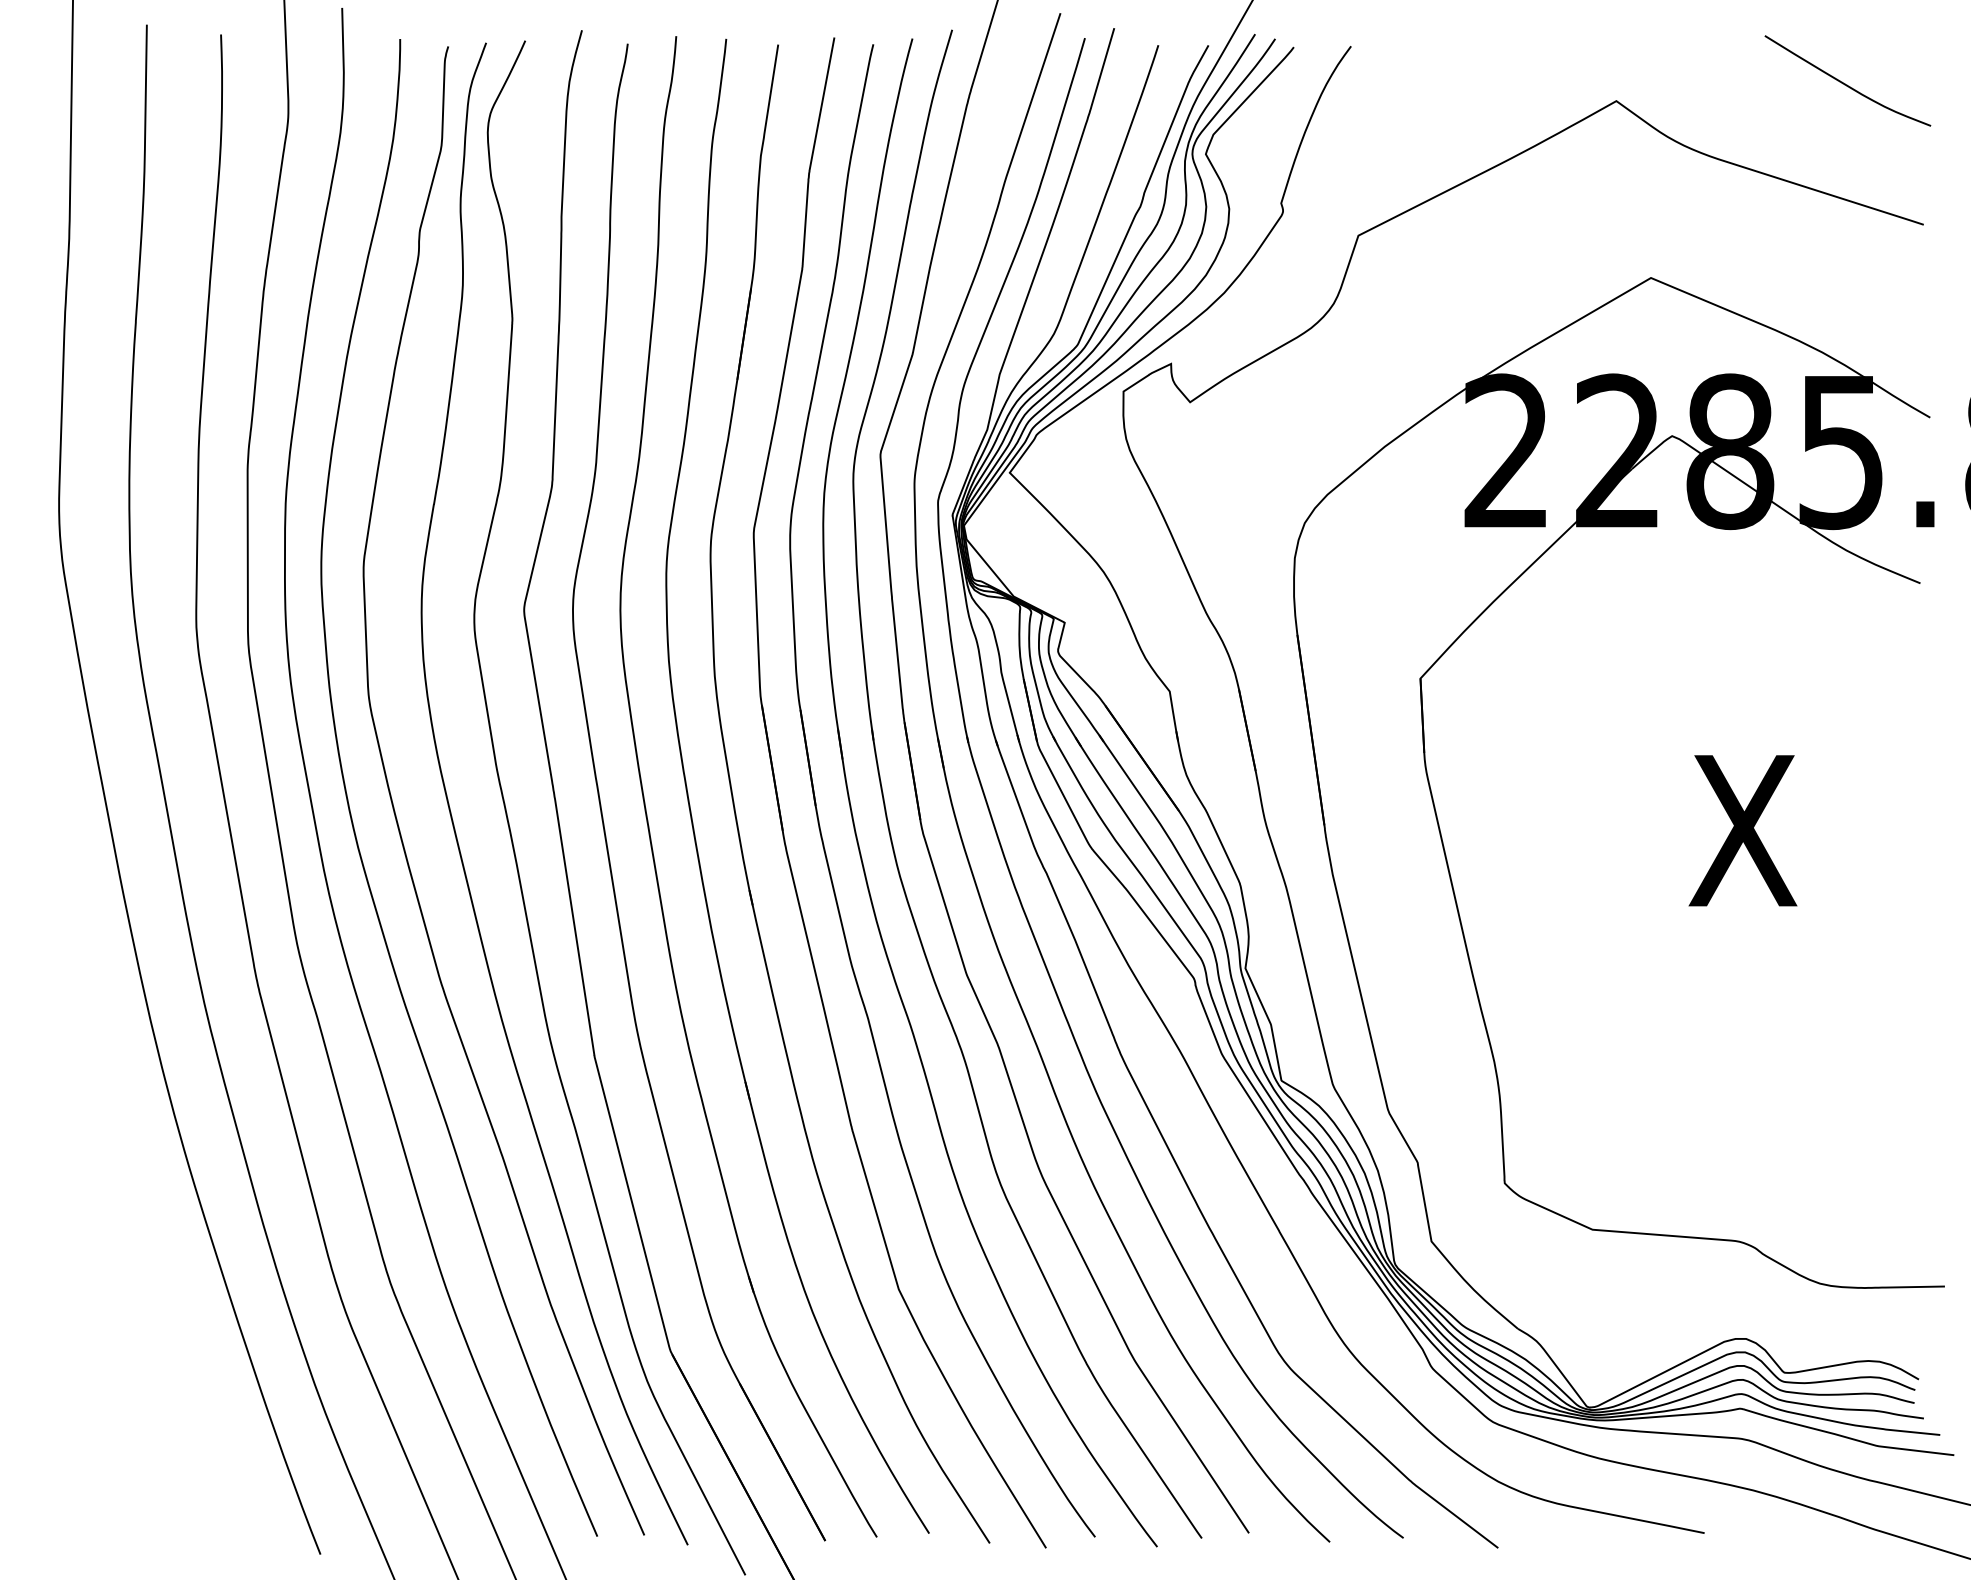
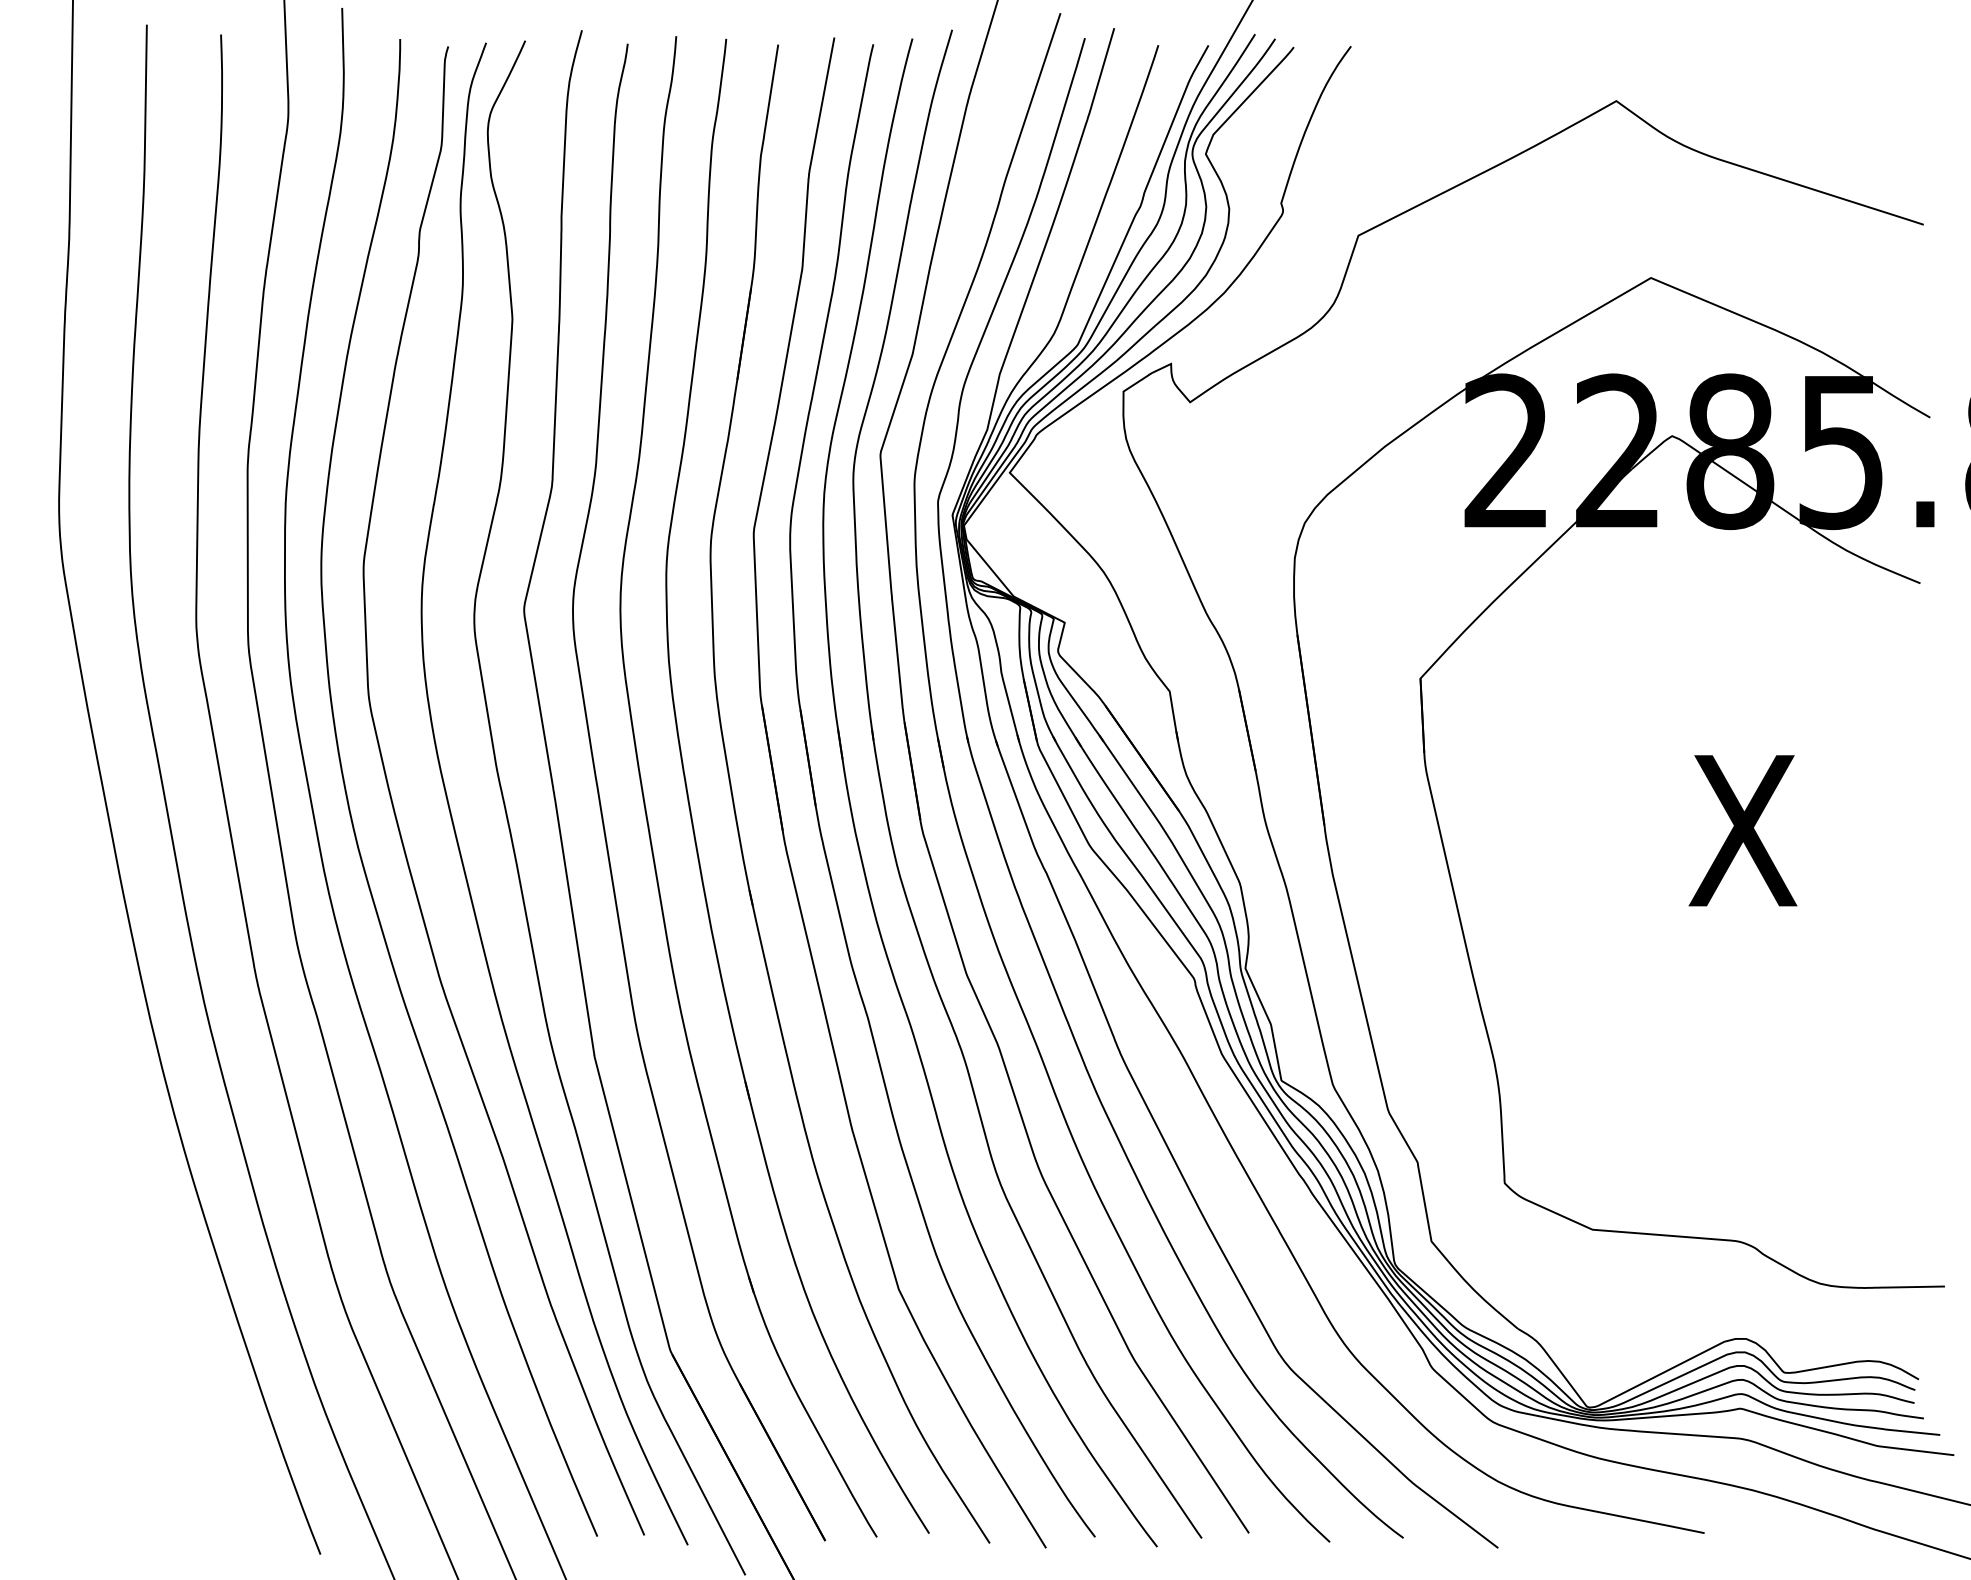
curve: present -> none (1845, 83)
